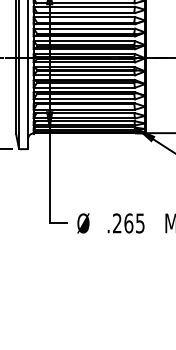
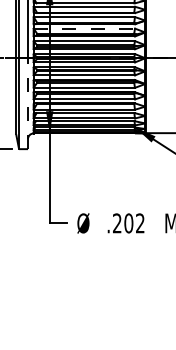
line: solid -> dashed (84, 28)
line: solid -> dashed (28, 103)
text: .265 -> .202 (134, 223)
